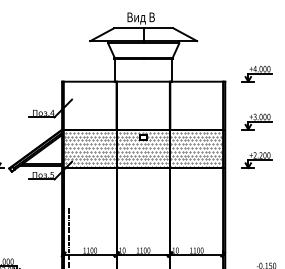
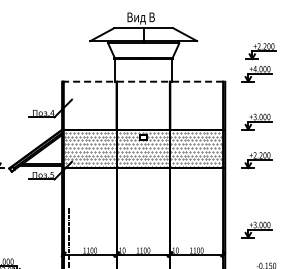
part: none -> present (260, 51)
line: solid -> dashed (143, 81)
part: none -> present (256, 229)
